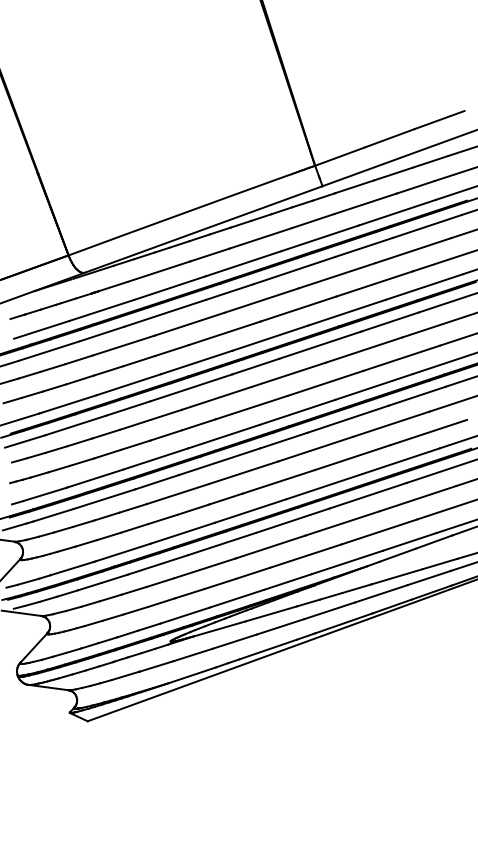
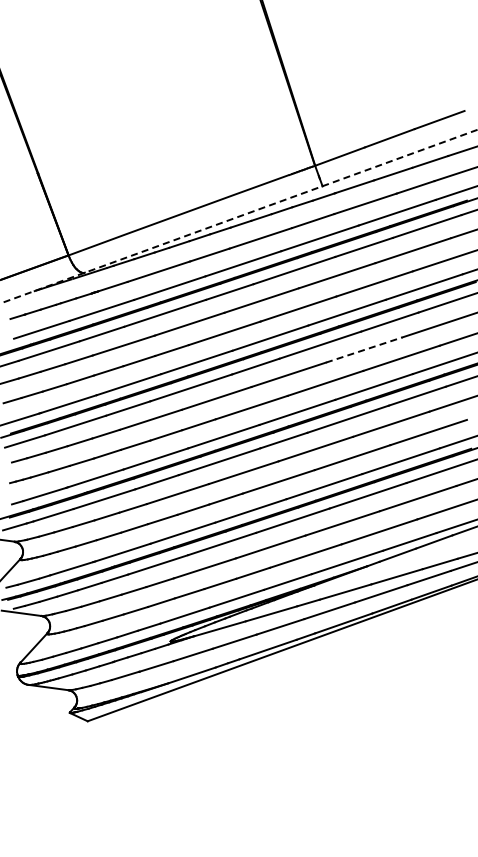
line: solid -> dashed (238, 216)
line: solid -> dashed (364, 349)
